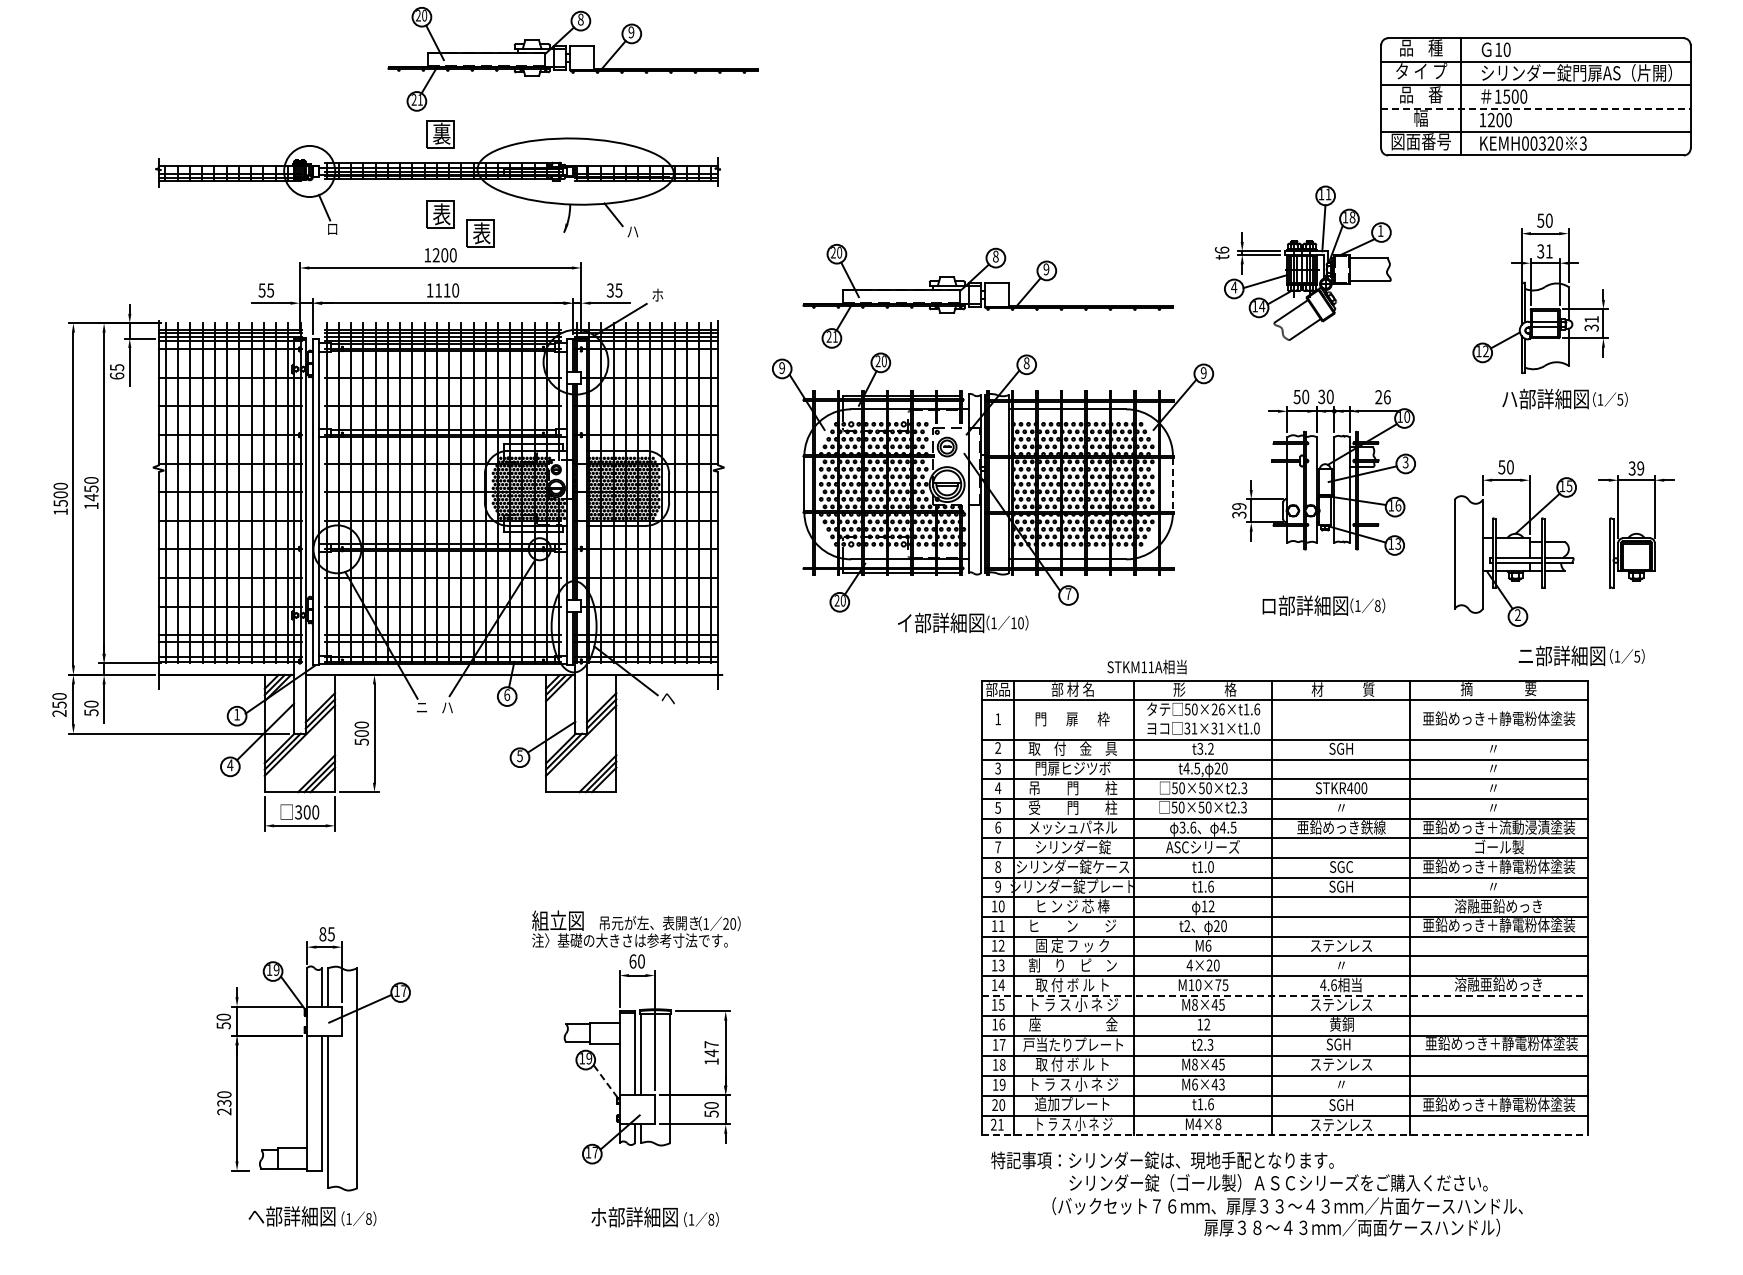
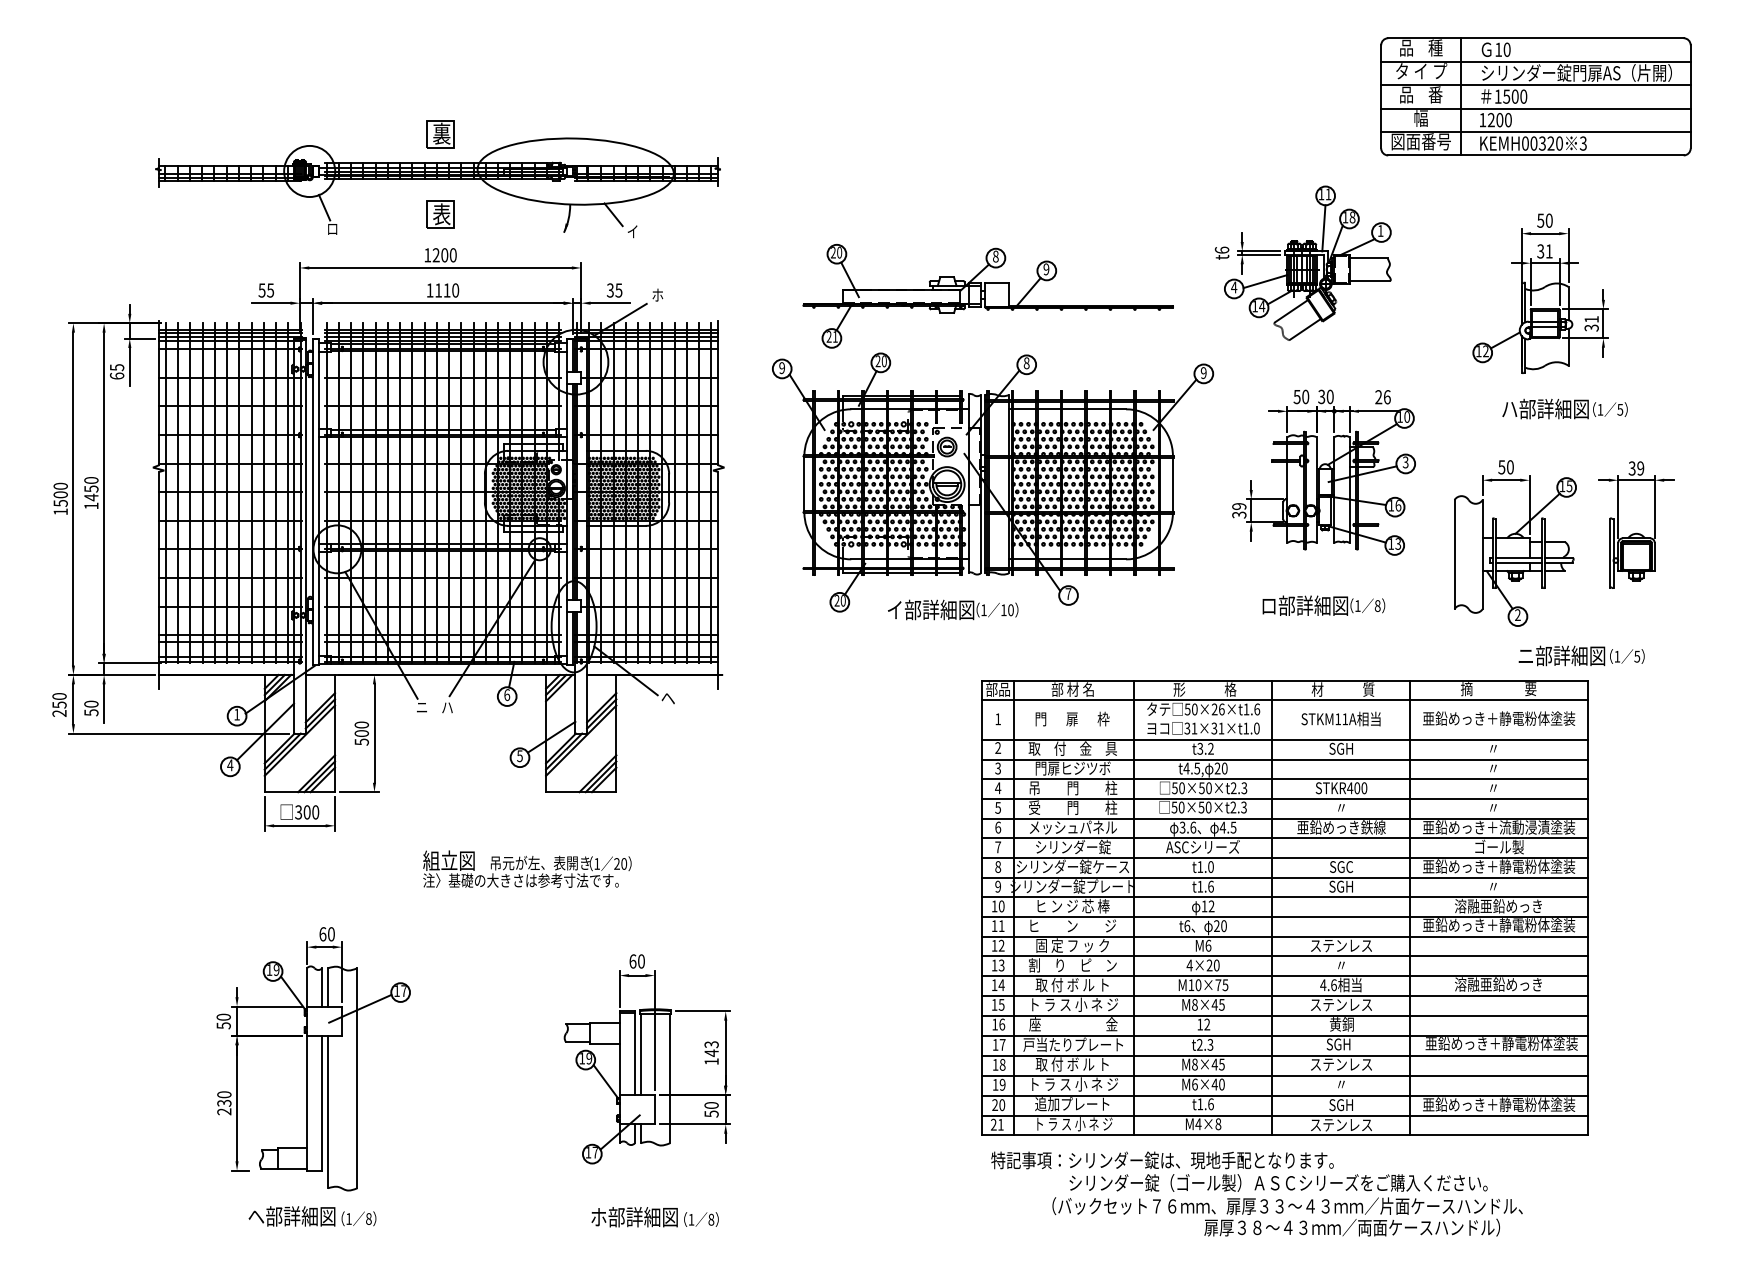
part: present -> none (572, 59)
line: dashed -> solid (1535, 108)
text: ハ -> イ (632, 231)
part: present -> none (480, 233)
text position: (1564, 398) -> (1564, 408) (1564, 408)
line: dashed -> solid (1172, 485)
text position: (963, 622) -> (953, 609) (953, 609)
text position: (1146, 666) -> (1340, 718) (1340, 718)
text: t2 -> t6 (1187, 926)
text position: (636, 928) -> (527, 868) (527, 868)
text: 85 -> 60 (326, 934)
line: dashed -> solid (1285, 995)
text: 147 -> 143 (711, 1044)
line: dashed -> solid (605, 1081)
text: M6×43 -> M6×40 (1221, 1084)
line: dashed -> solid (1285, 1135)
